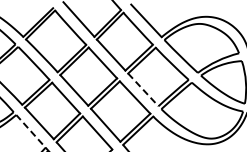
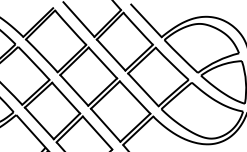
line: dashed -> solid (143, 90)
line: dashed -> solid (32, 133)
